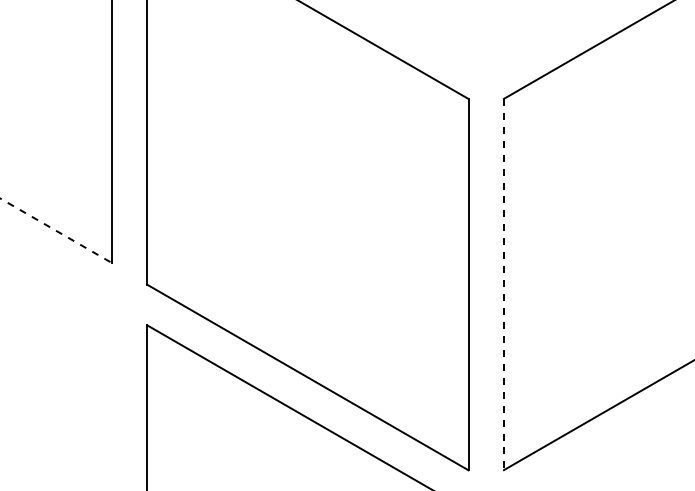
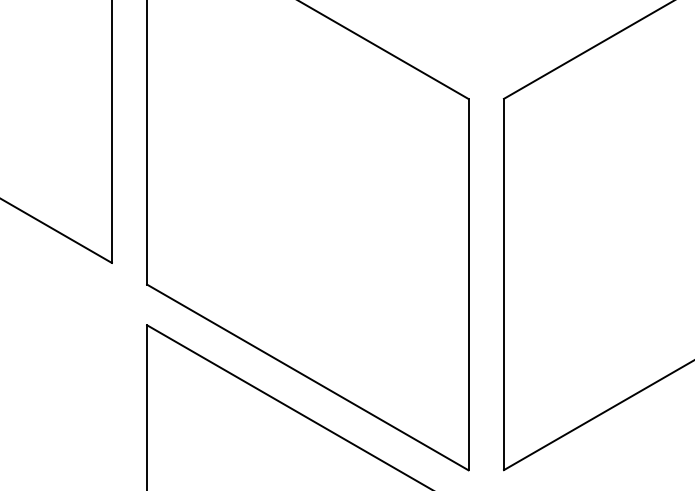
line: dashed -> solid (56, 231)
line: dashed -> solid (503, 284)
